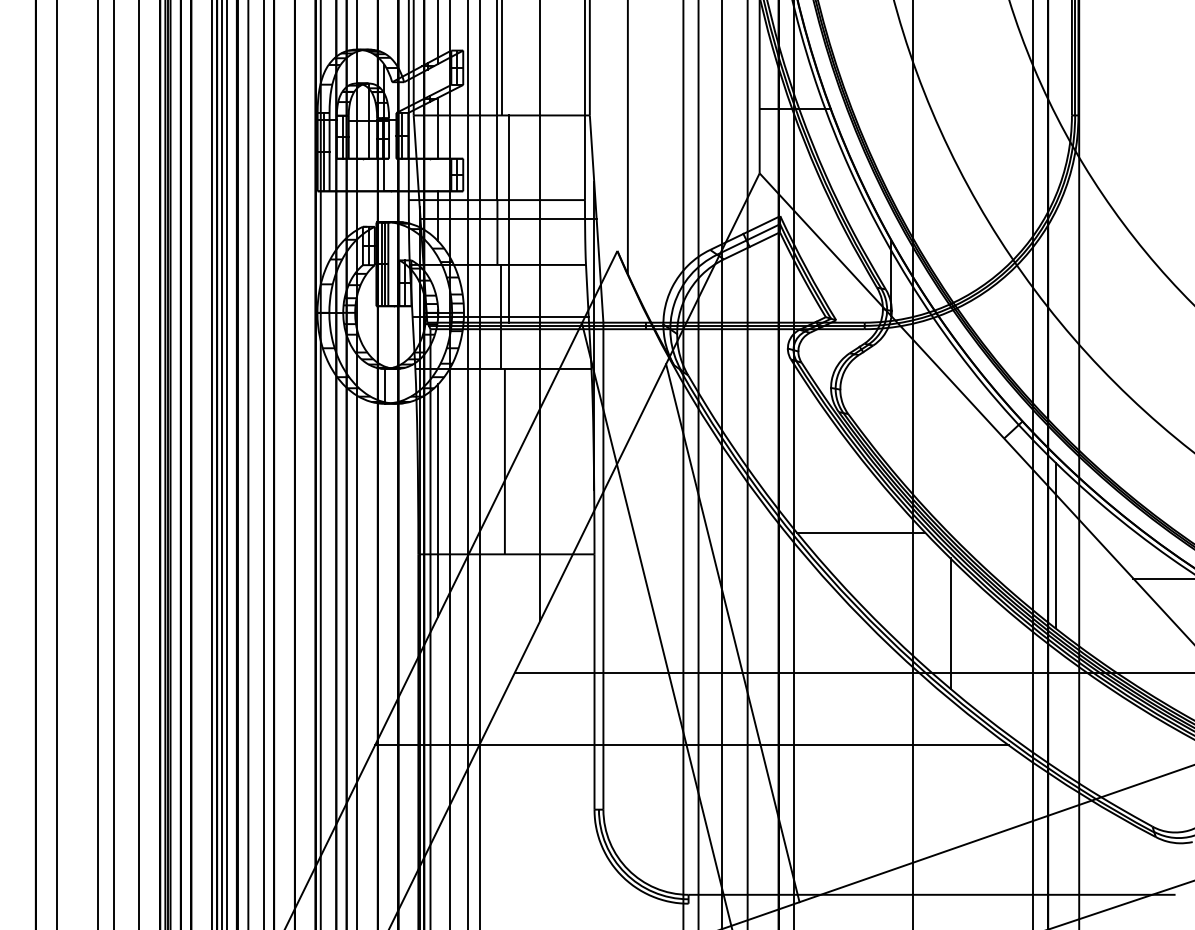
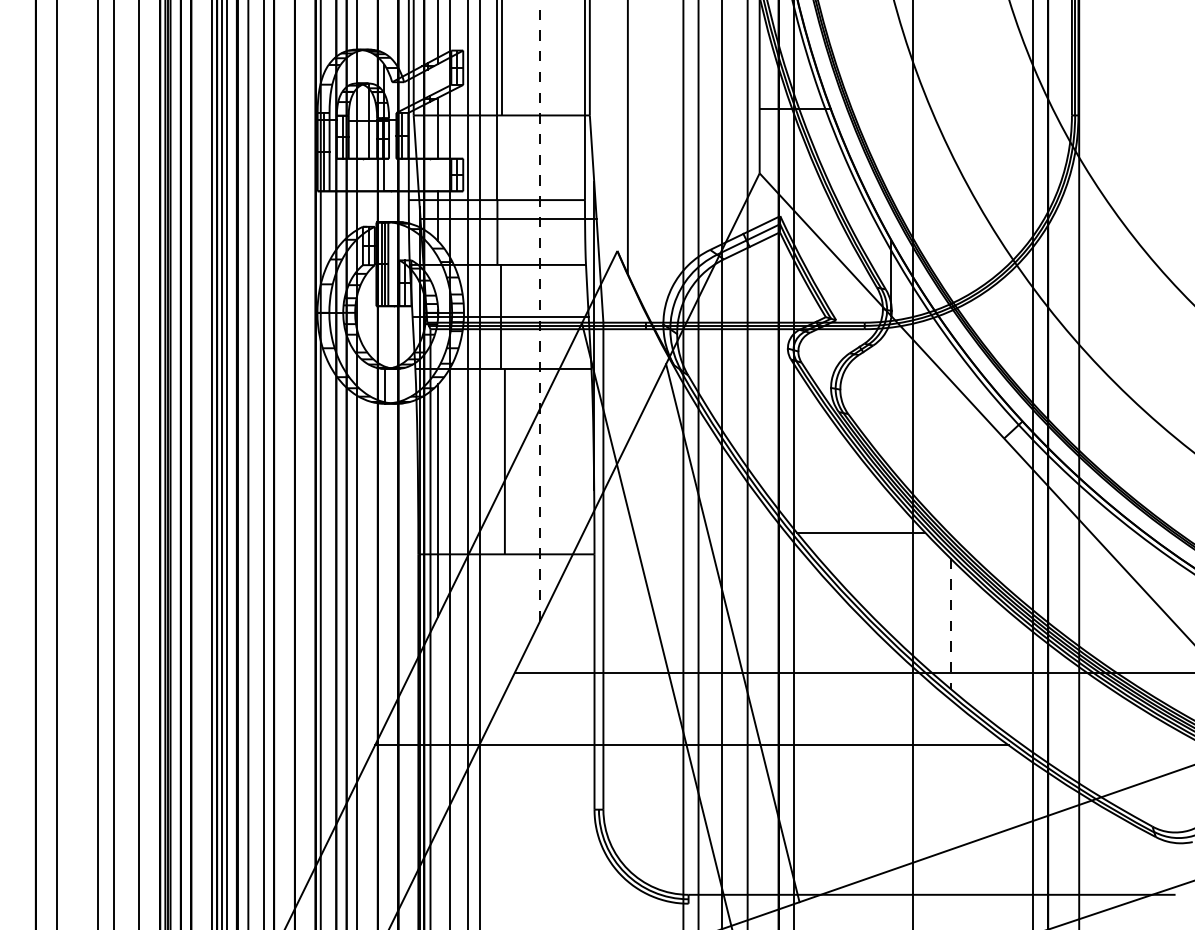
line: present -> none (508, 218)
line: solid -> dashed (540, 310)
line: present -> none (1055, 545)
line: present -> none (1162, 578)
line: solid -> dashed (950, 624)
